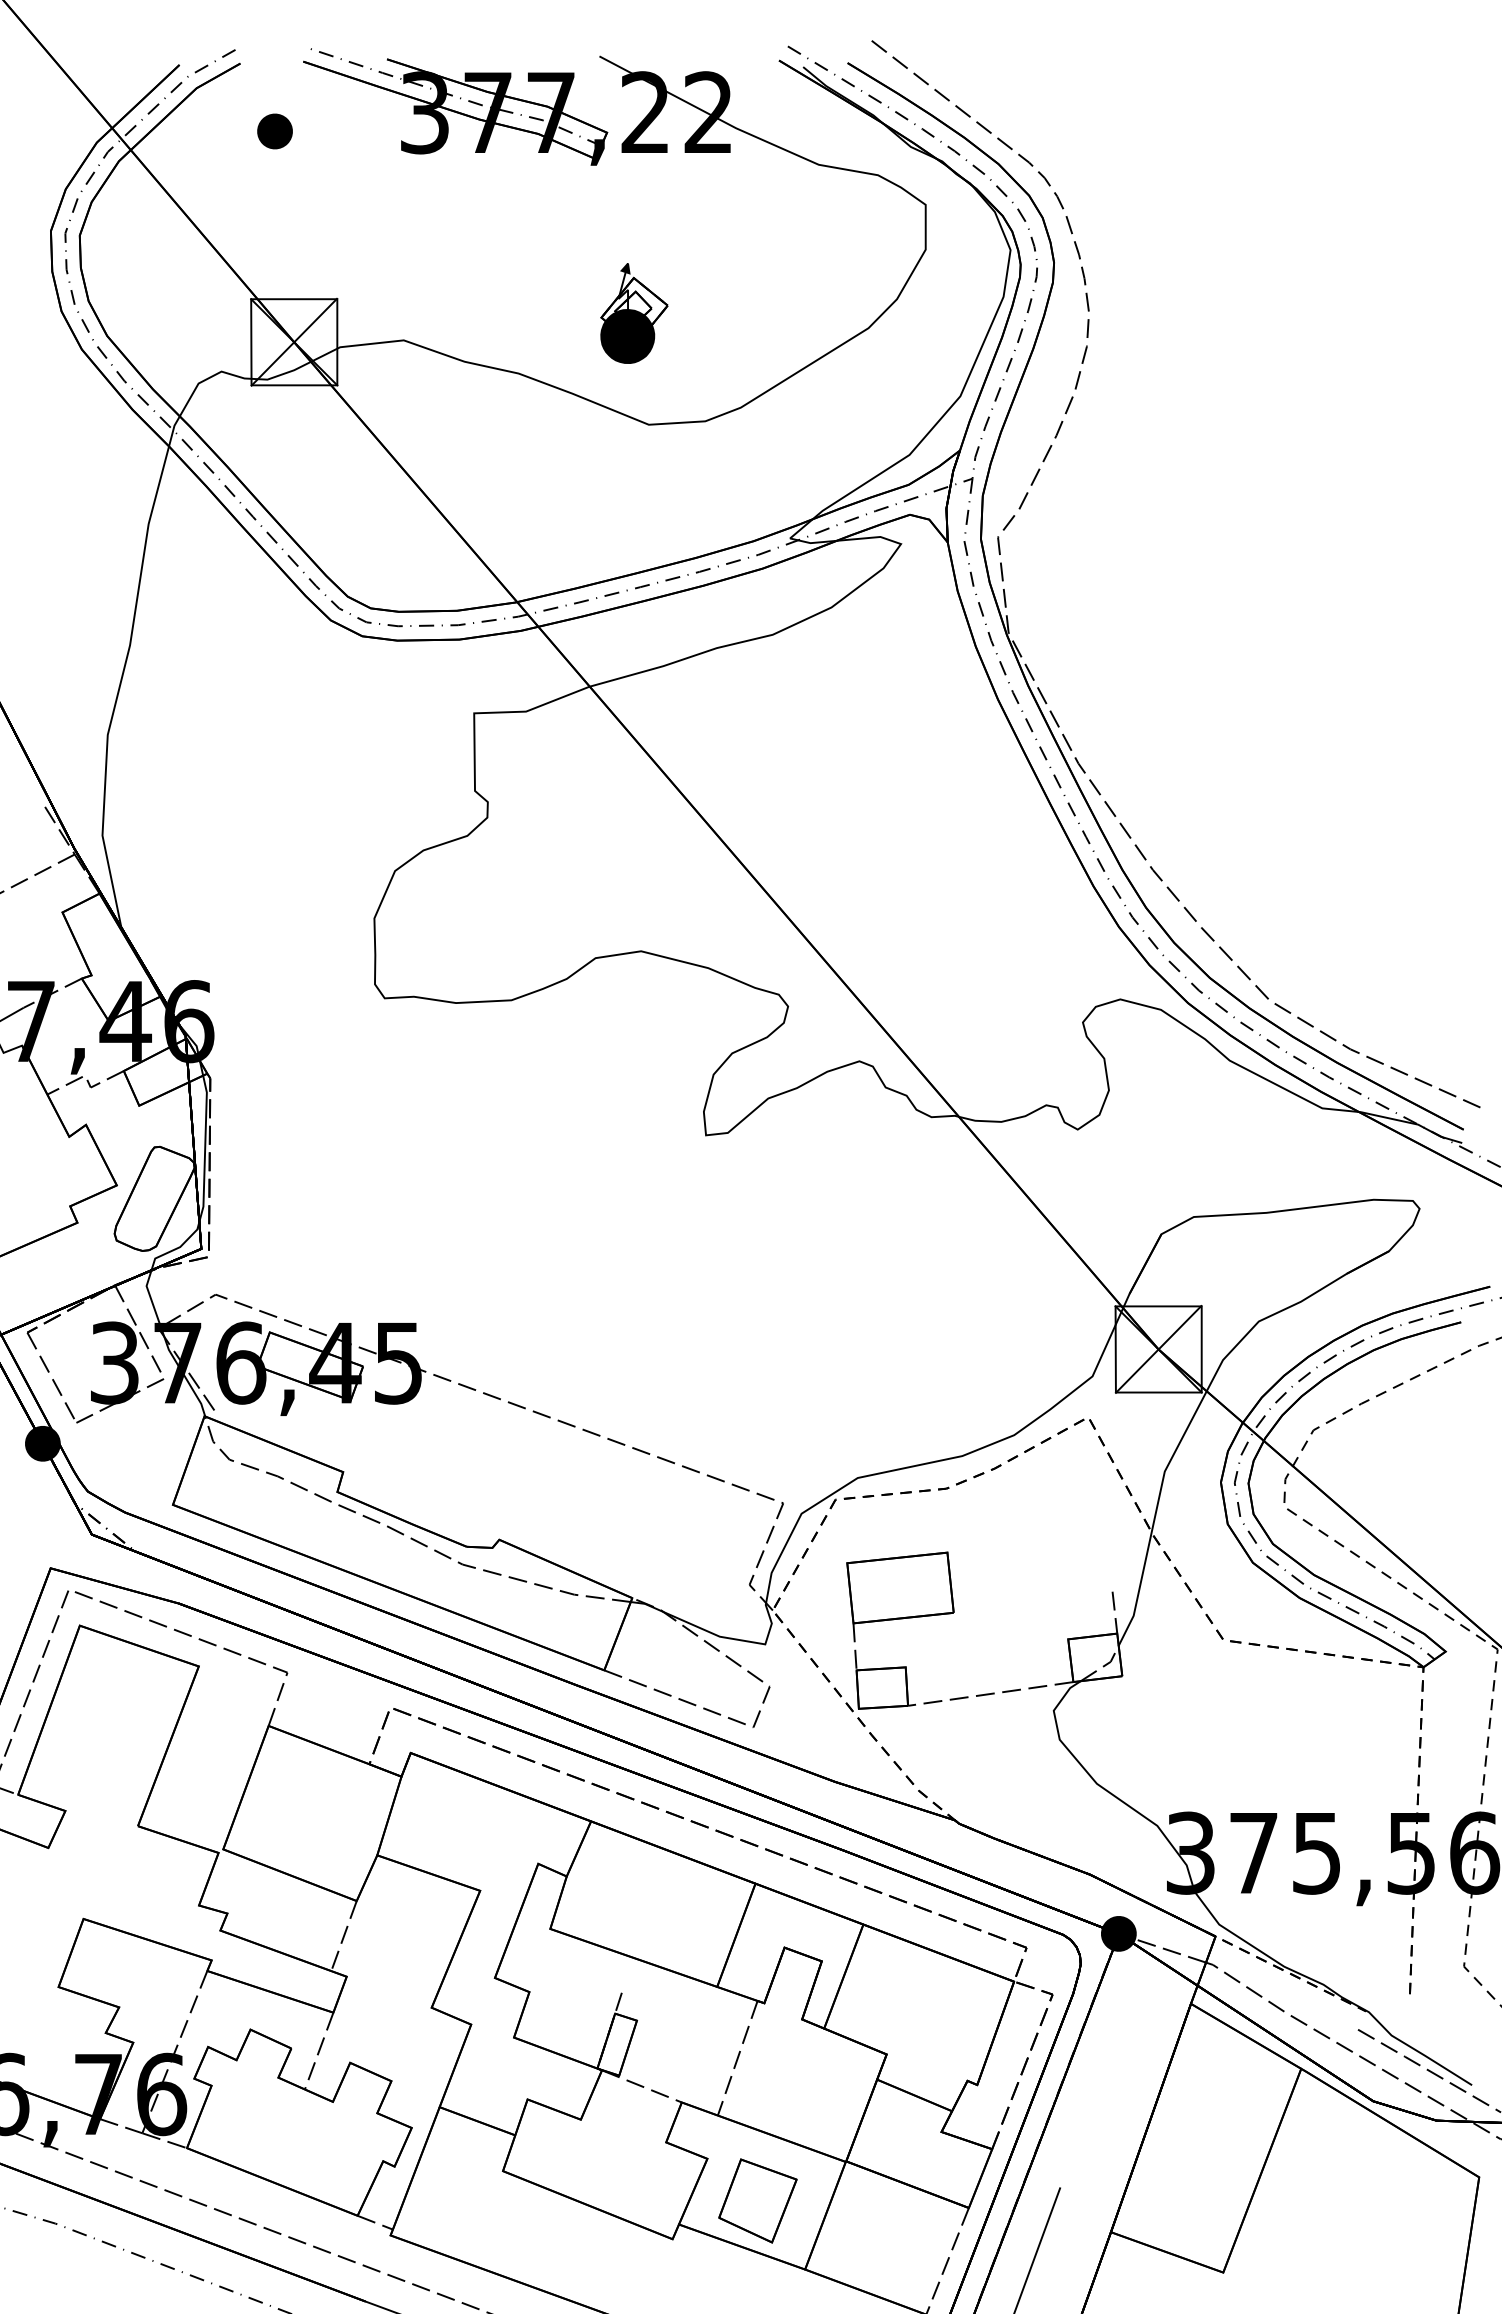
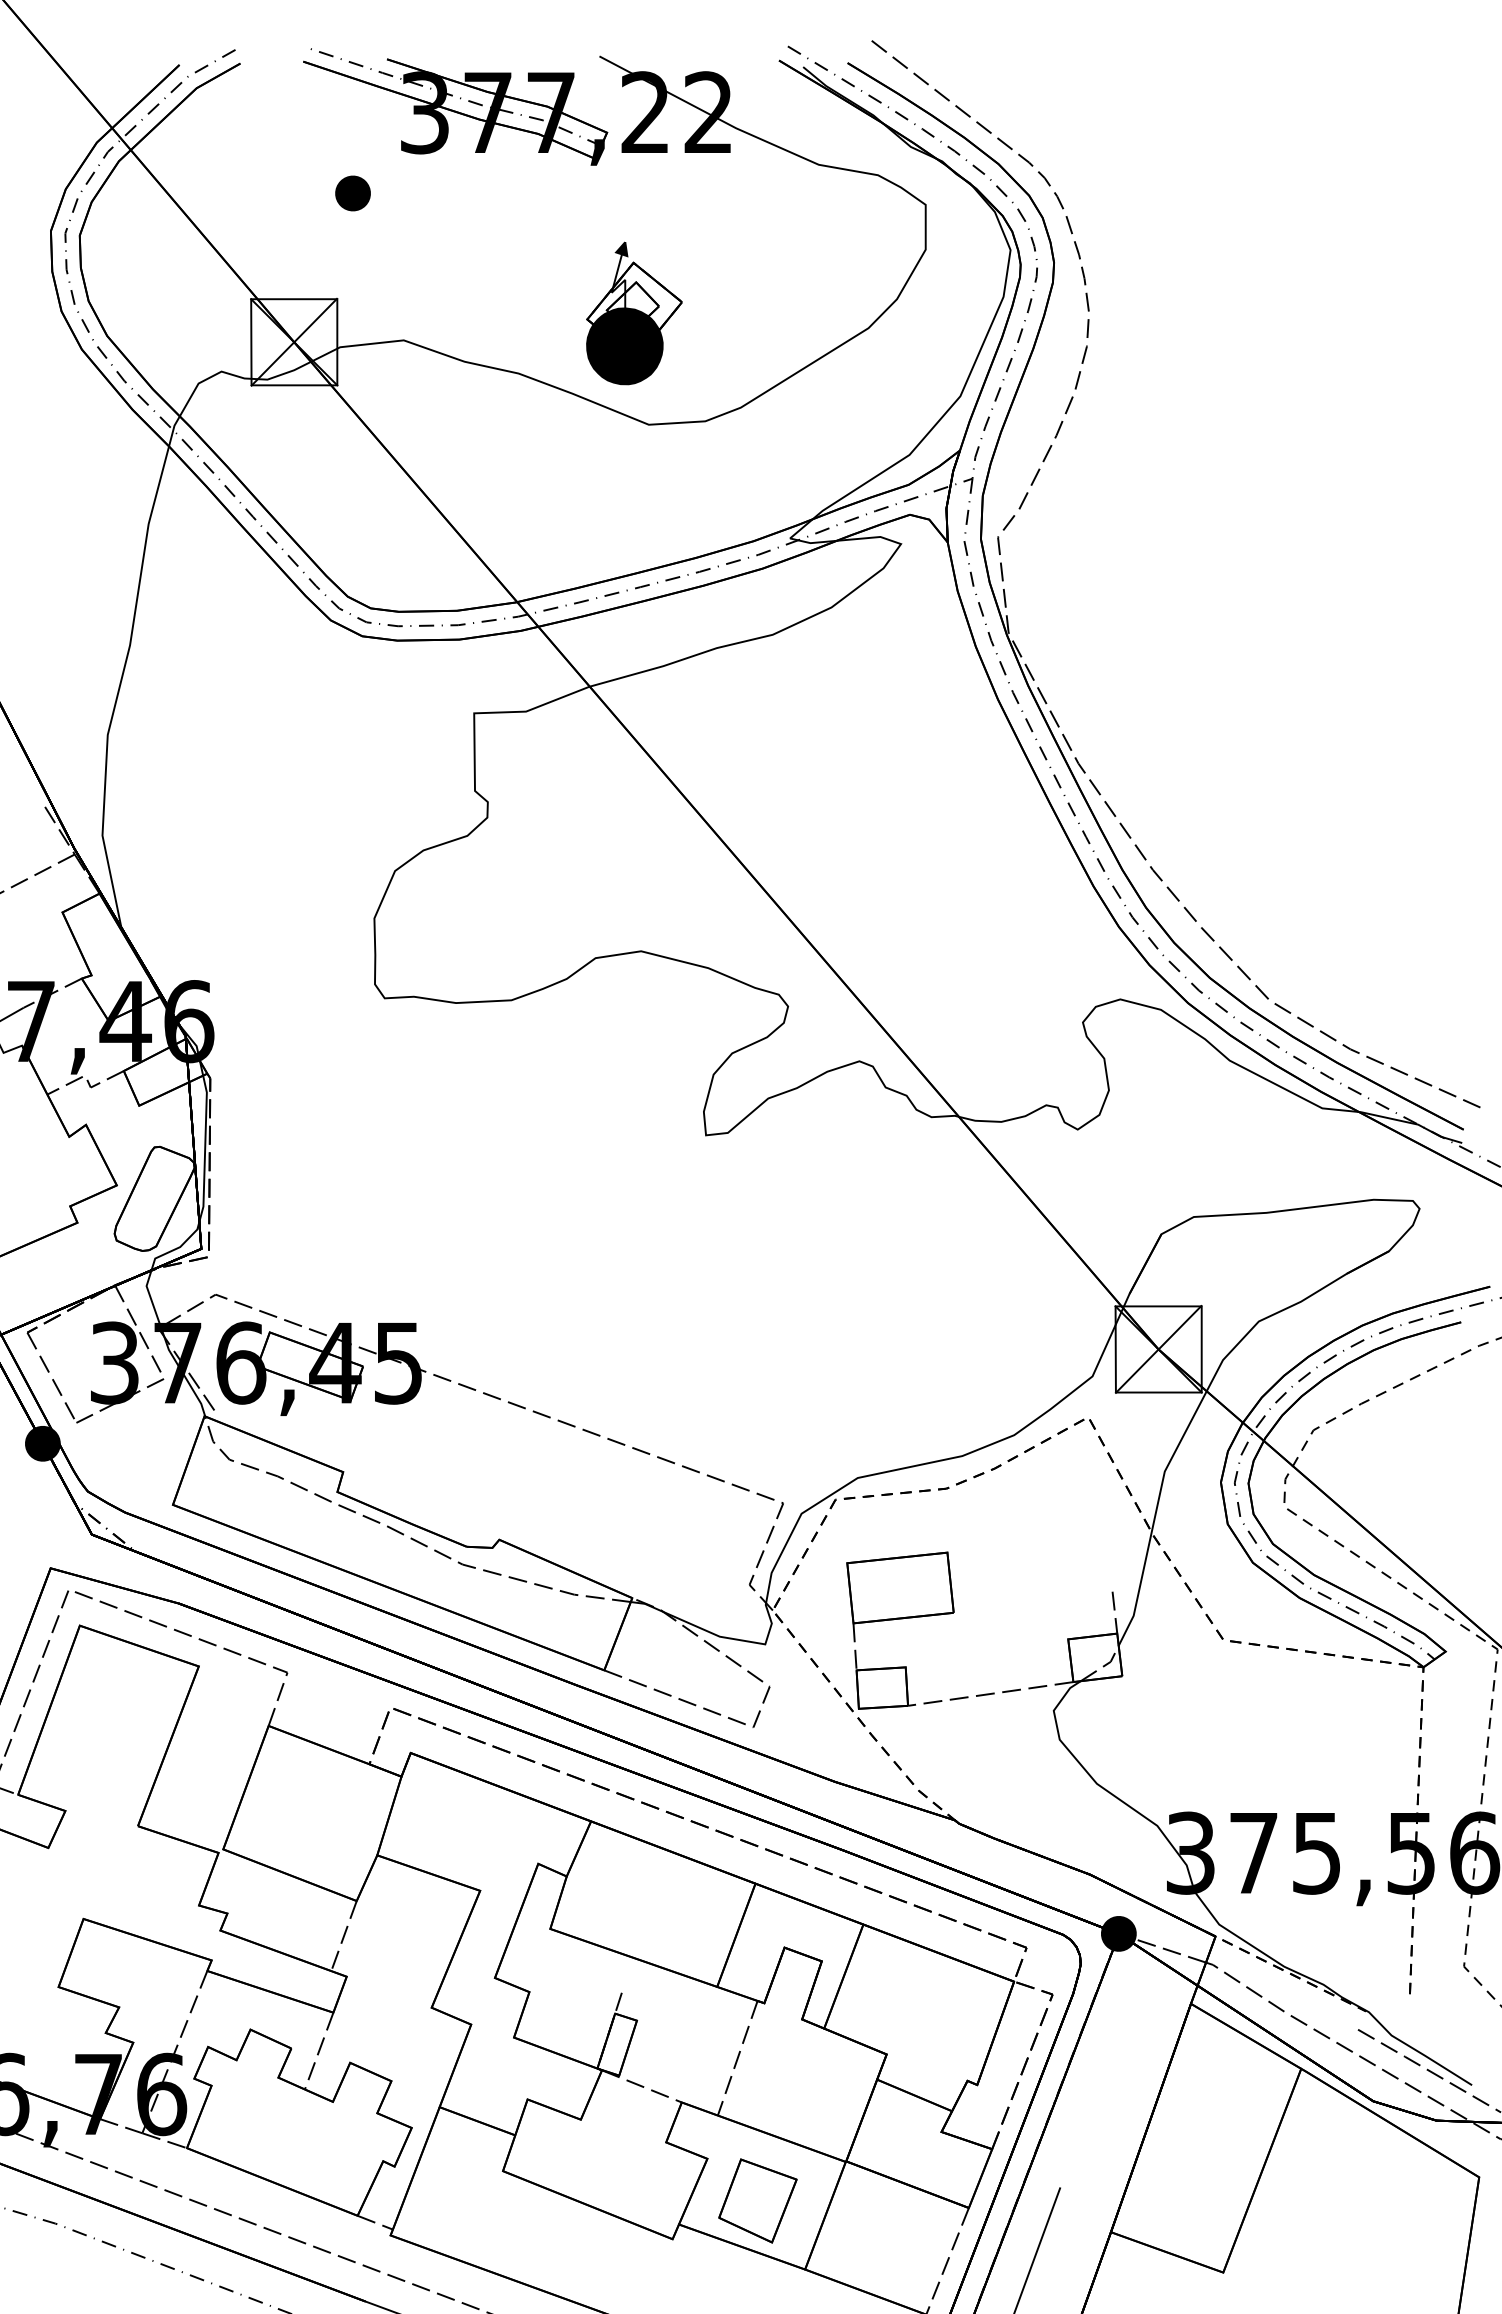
part position: (274, 131) -> (352, 193) (352, 193)
part size: 69x101 px -> 97x145 px (634, 313)
